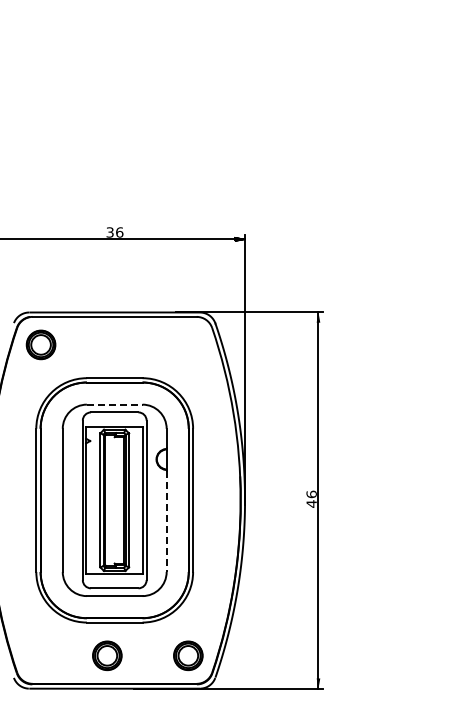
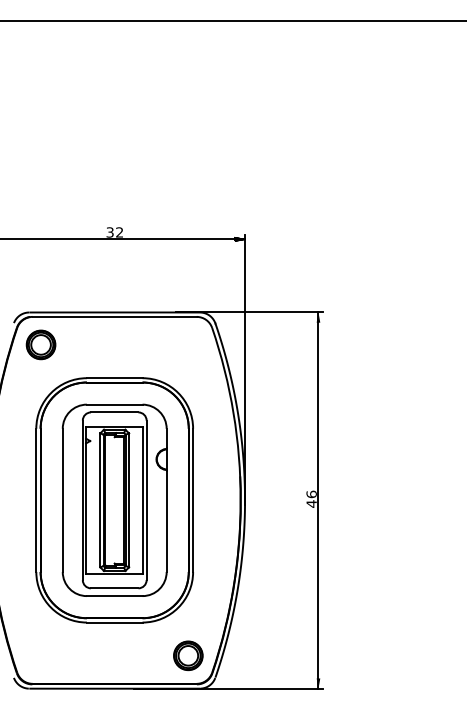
line: none -> present (232, 21)
text: 36 -> 32 (119, 232)
line: dashed -> solid (114, 404)
line: dashed -> solid (166, 521)
part: present -> none (107, 655)
